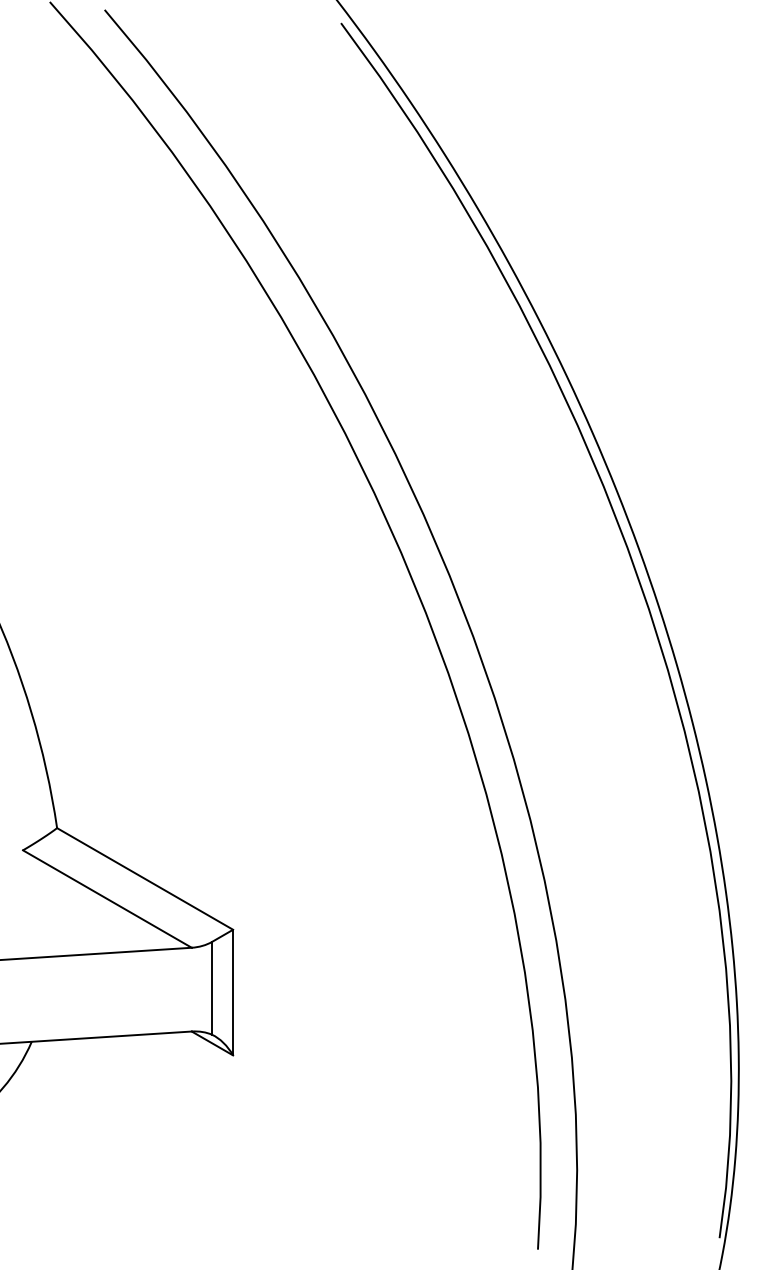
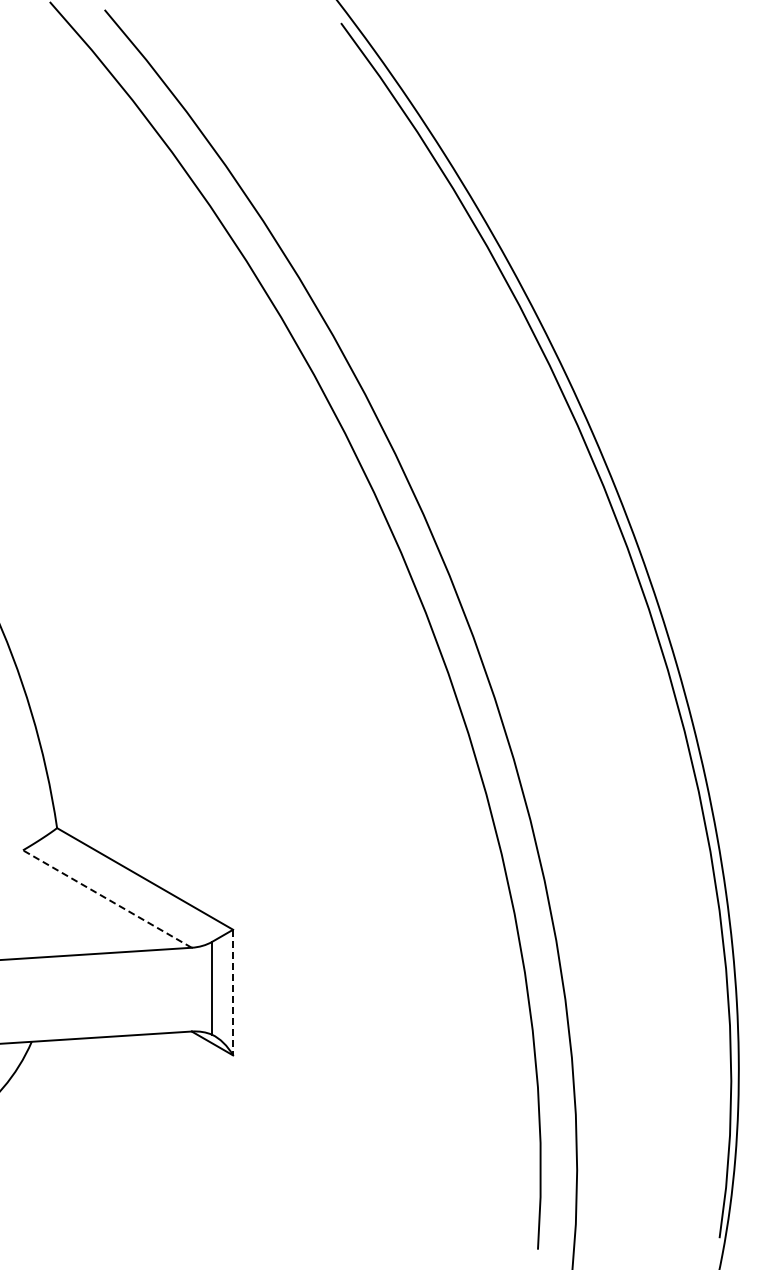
line: solid -> dashed (106, 898)
line: solid -> dashed (233, 992)
